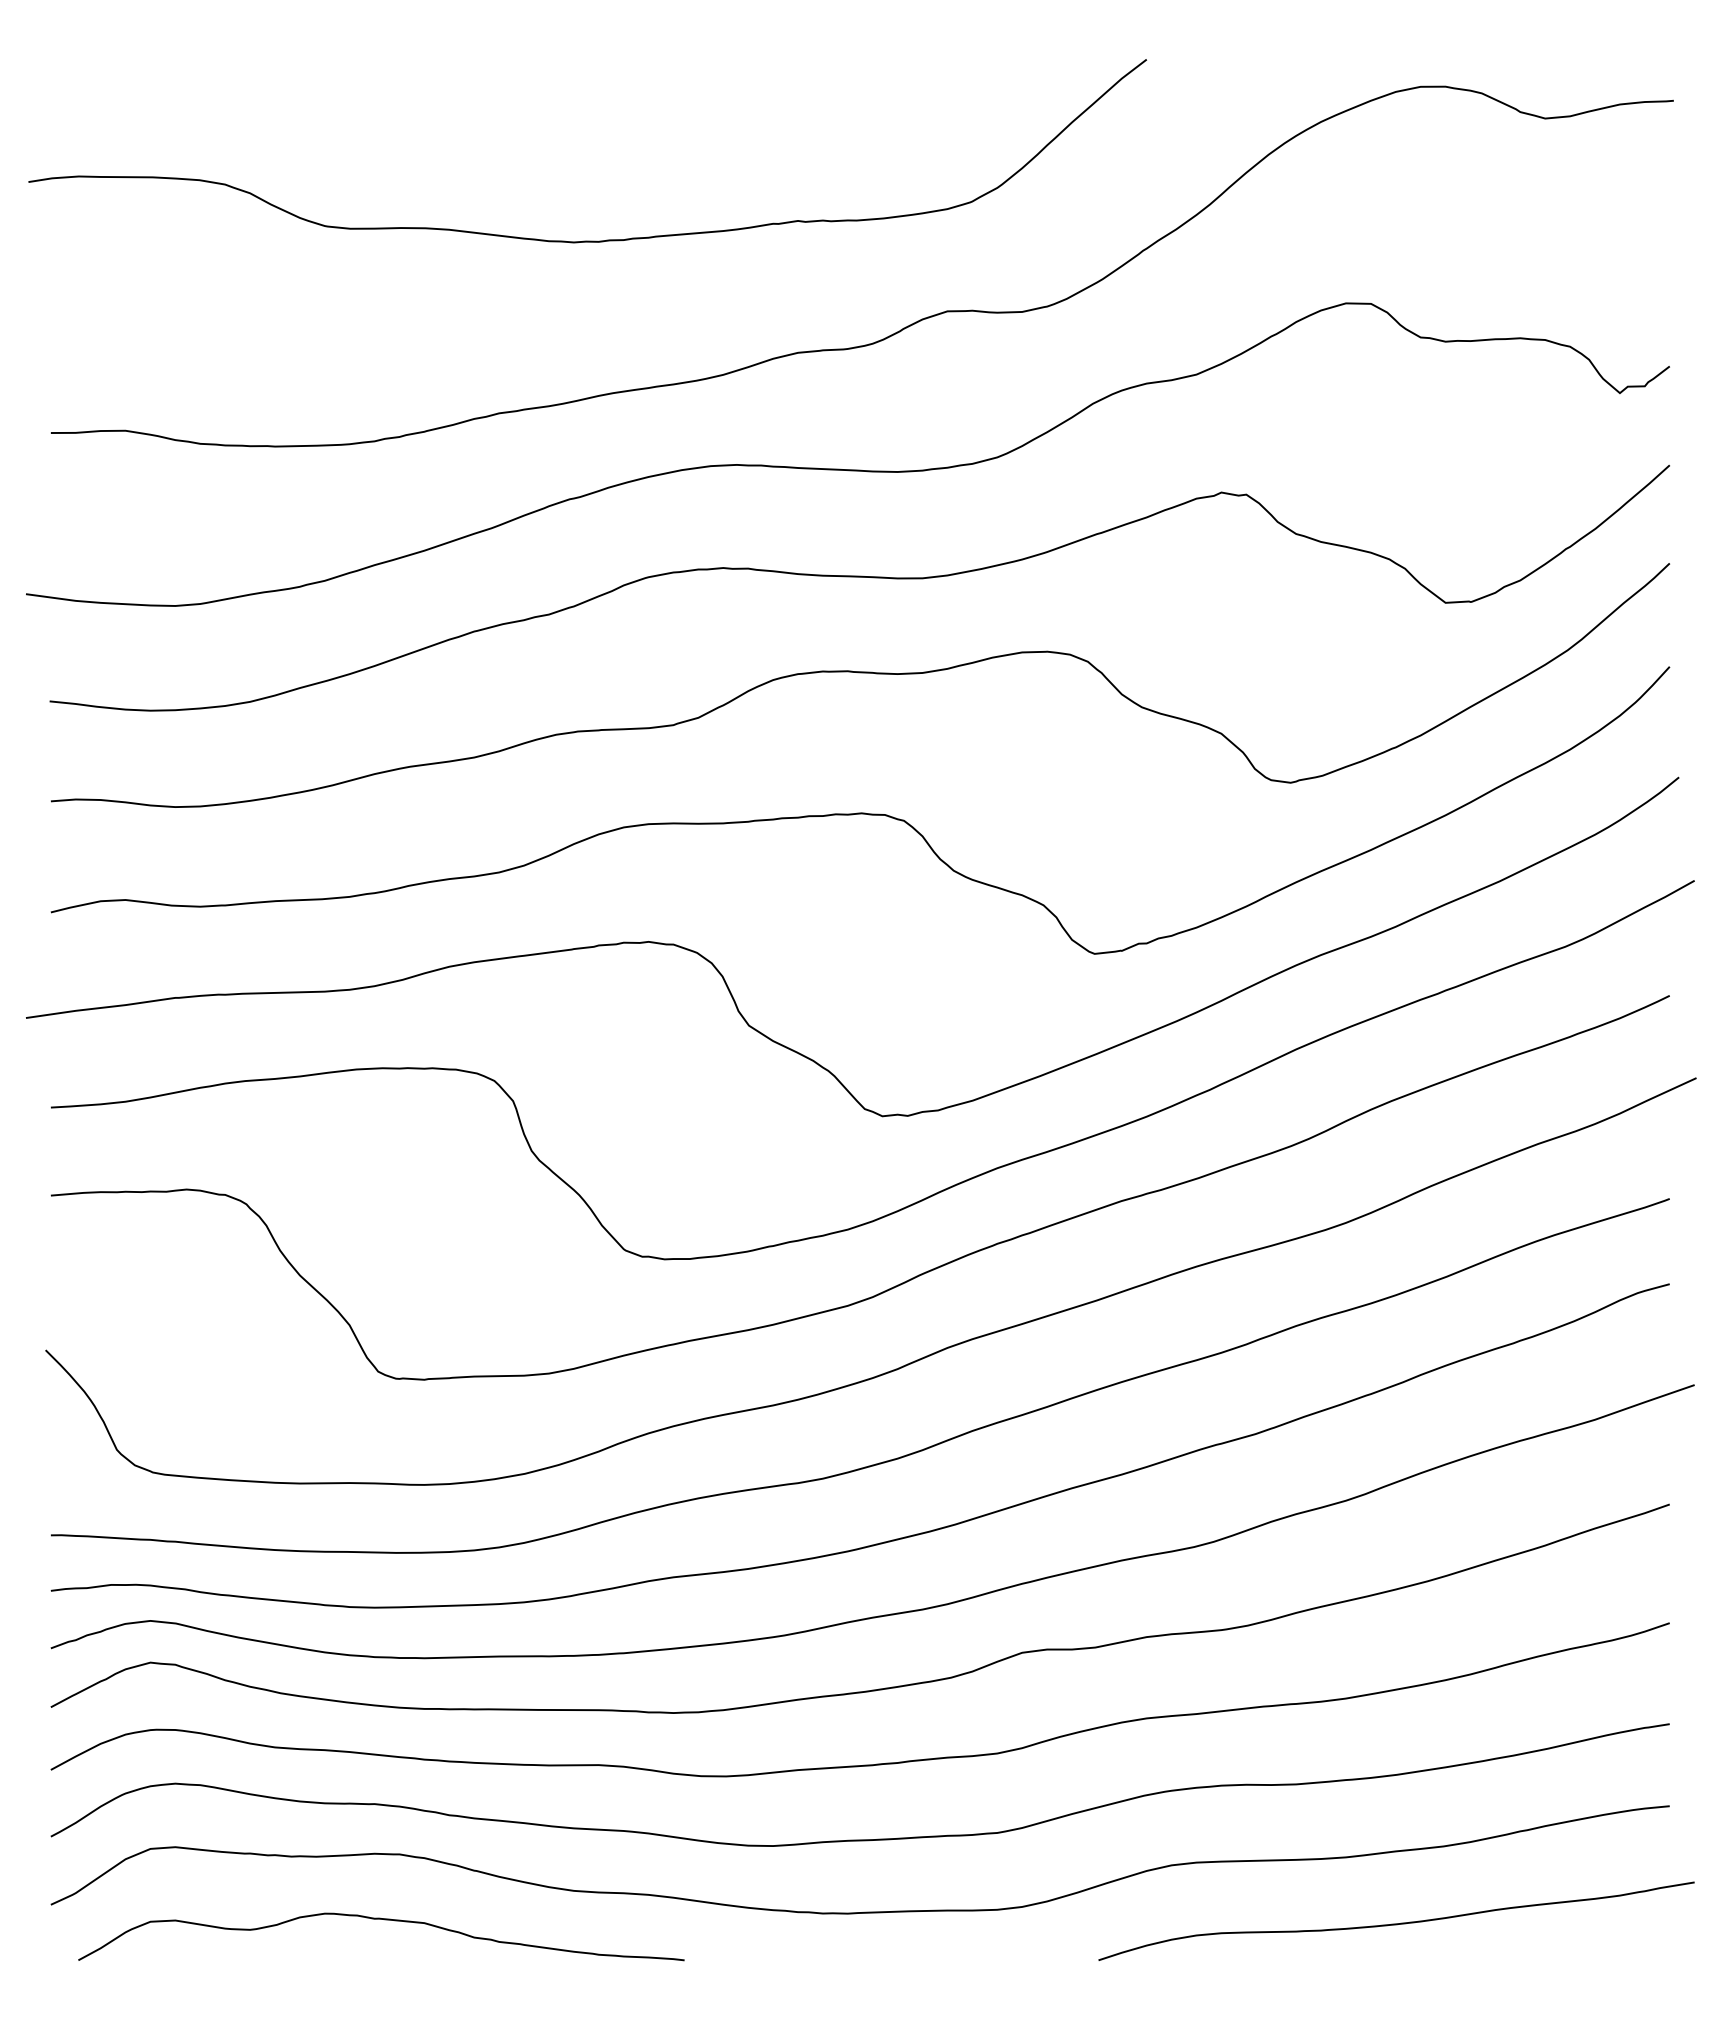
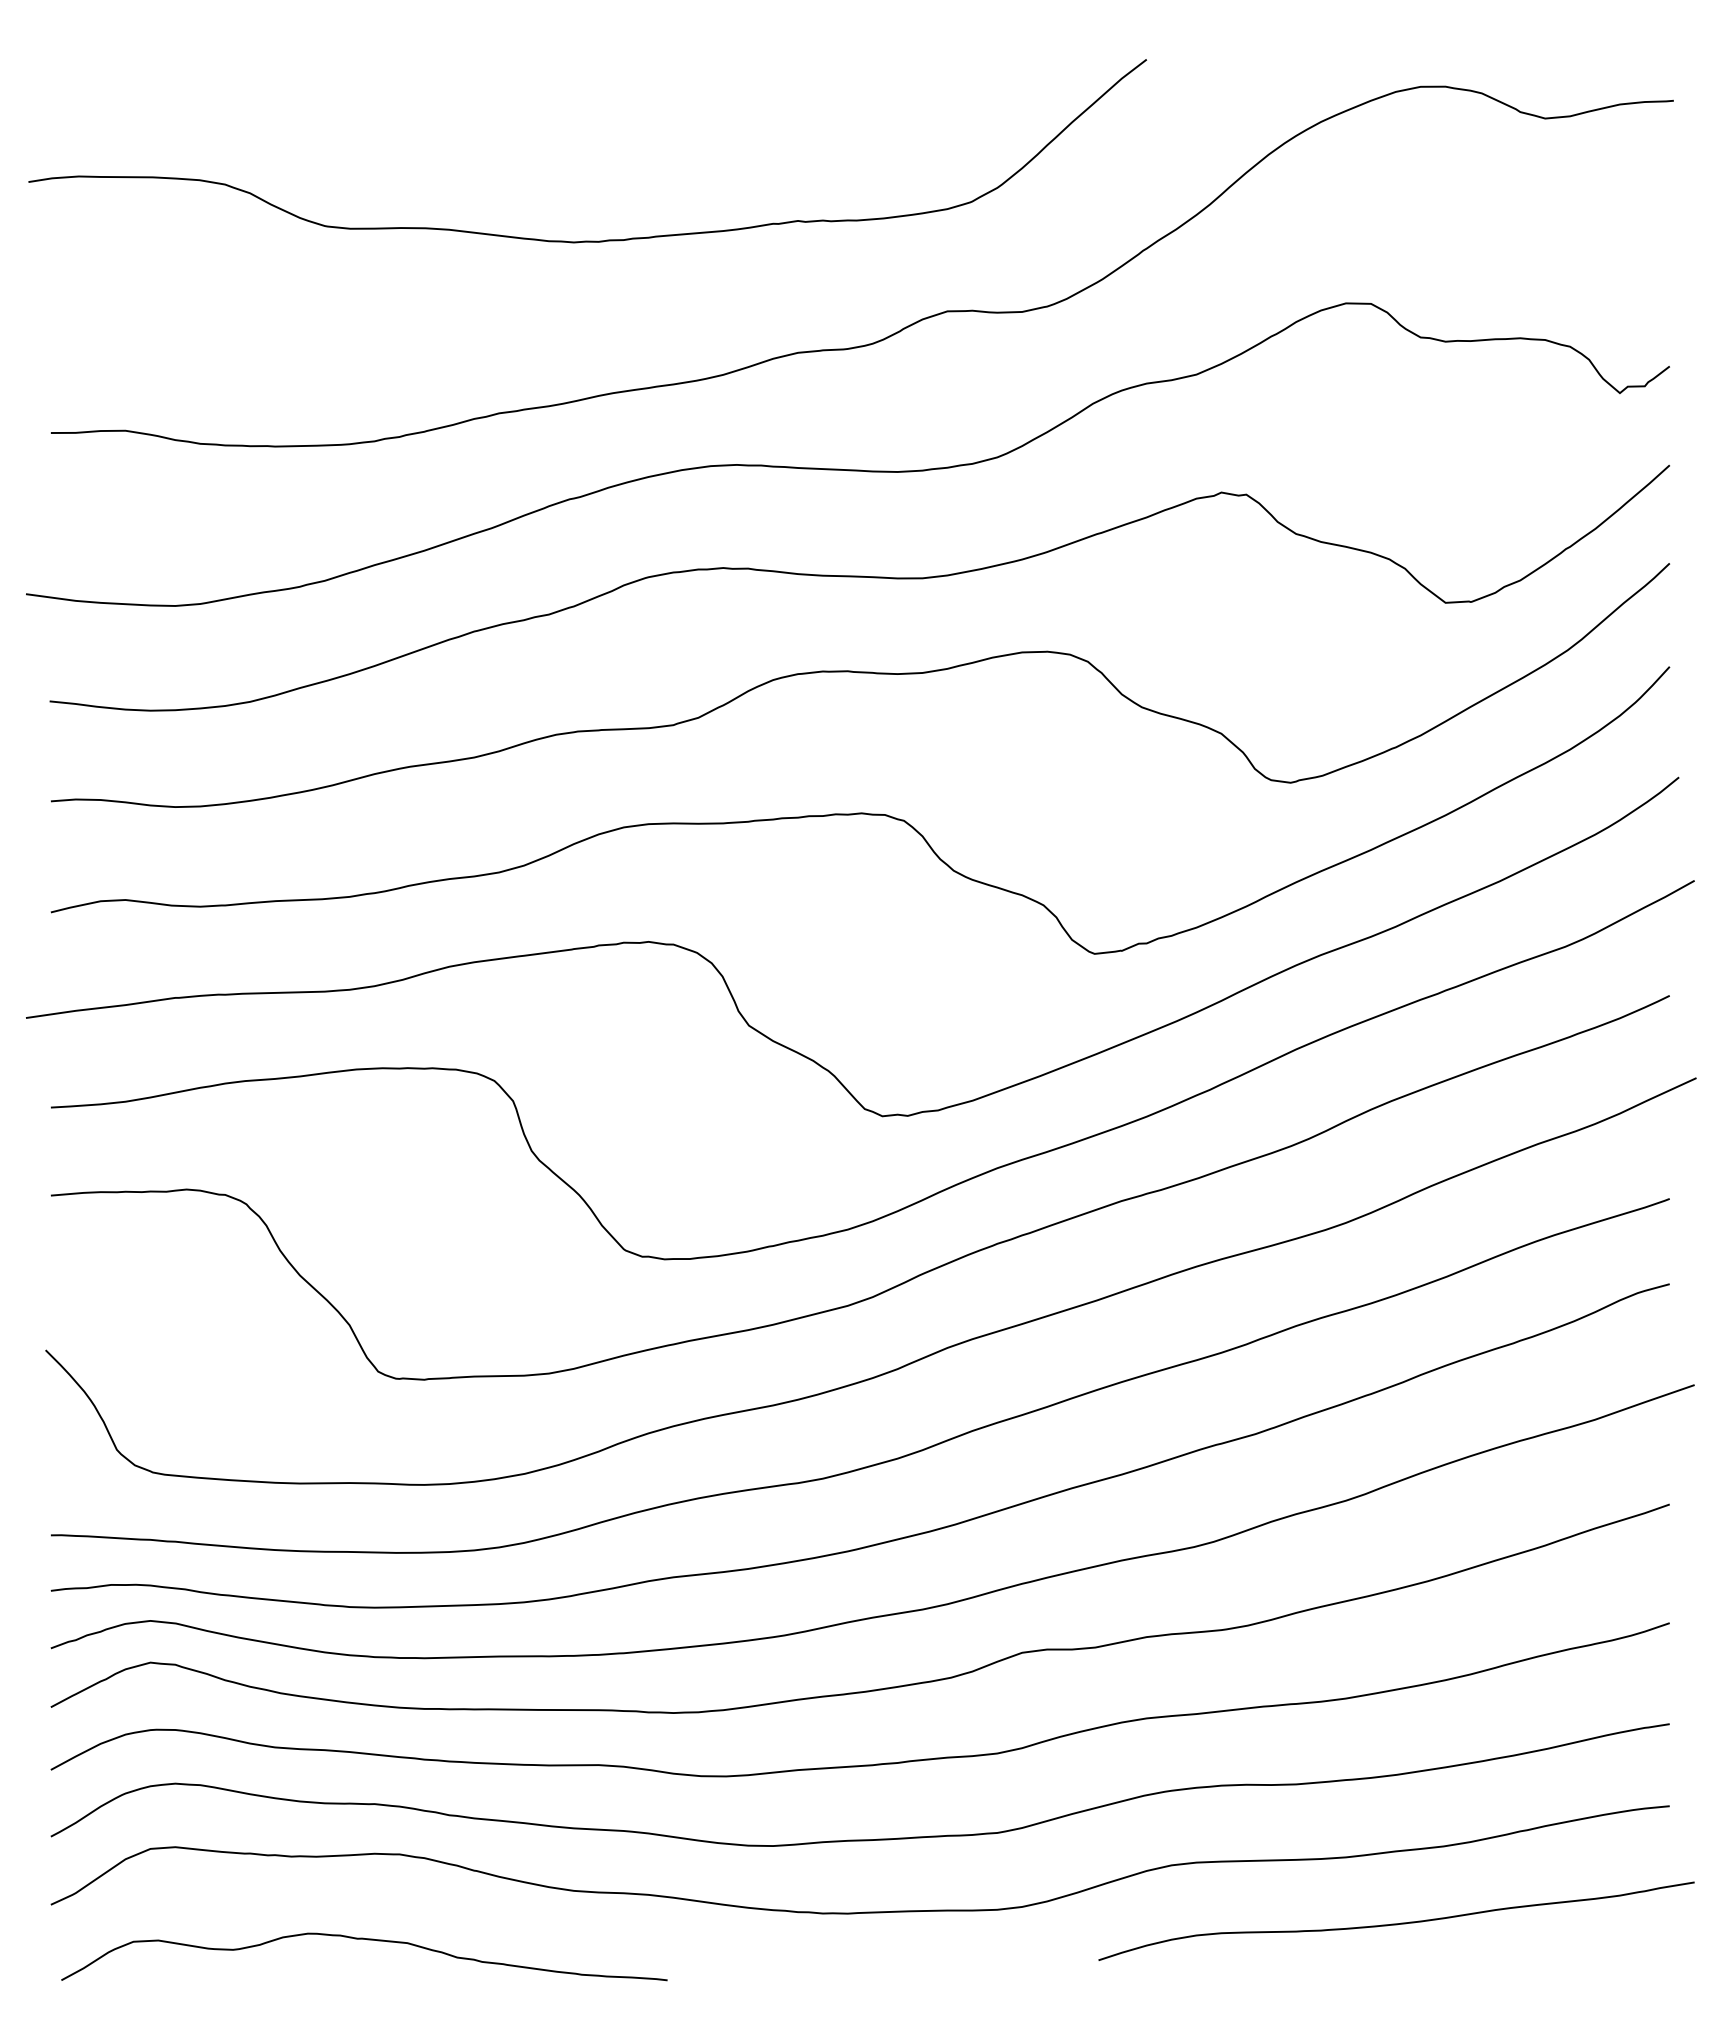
curve position: (384, 1920) -> (367, 1940) (367, 1940)
